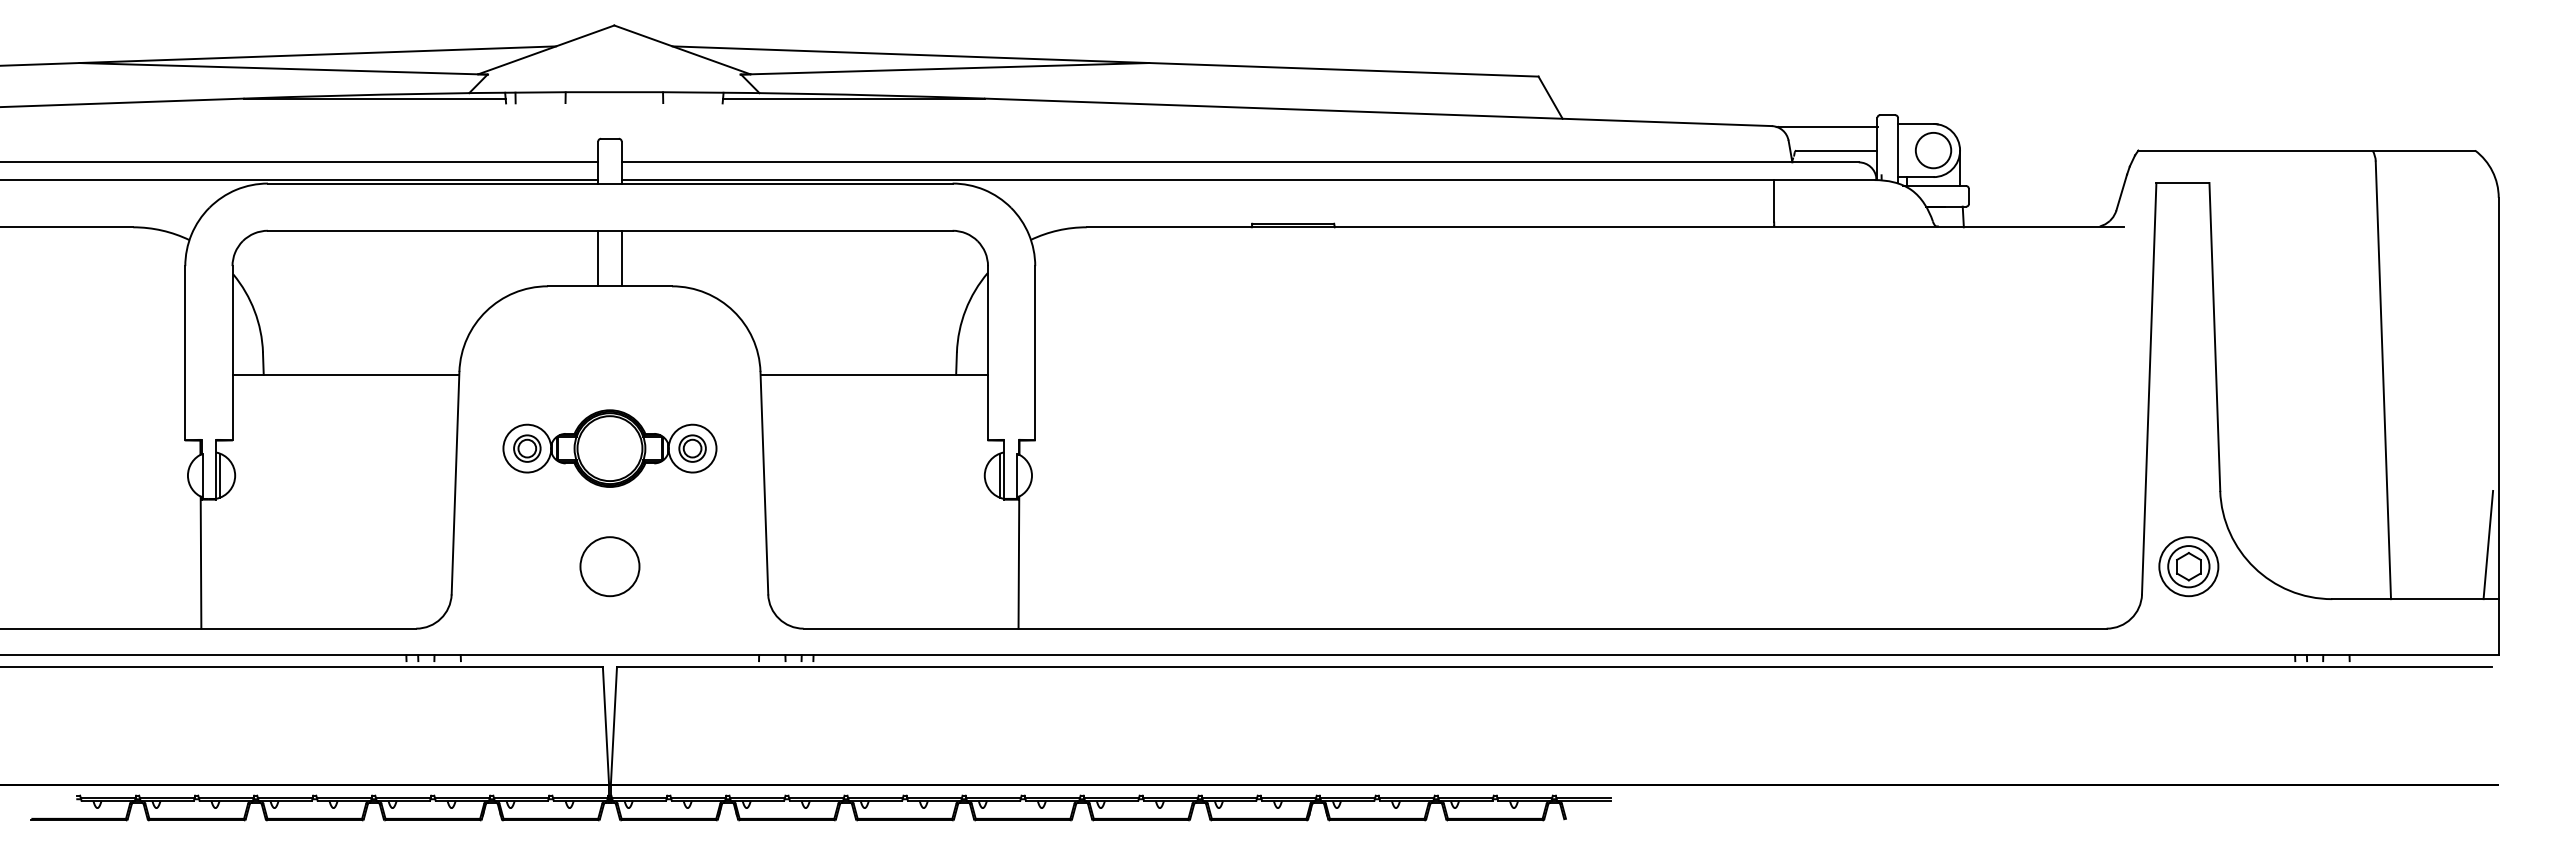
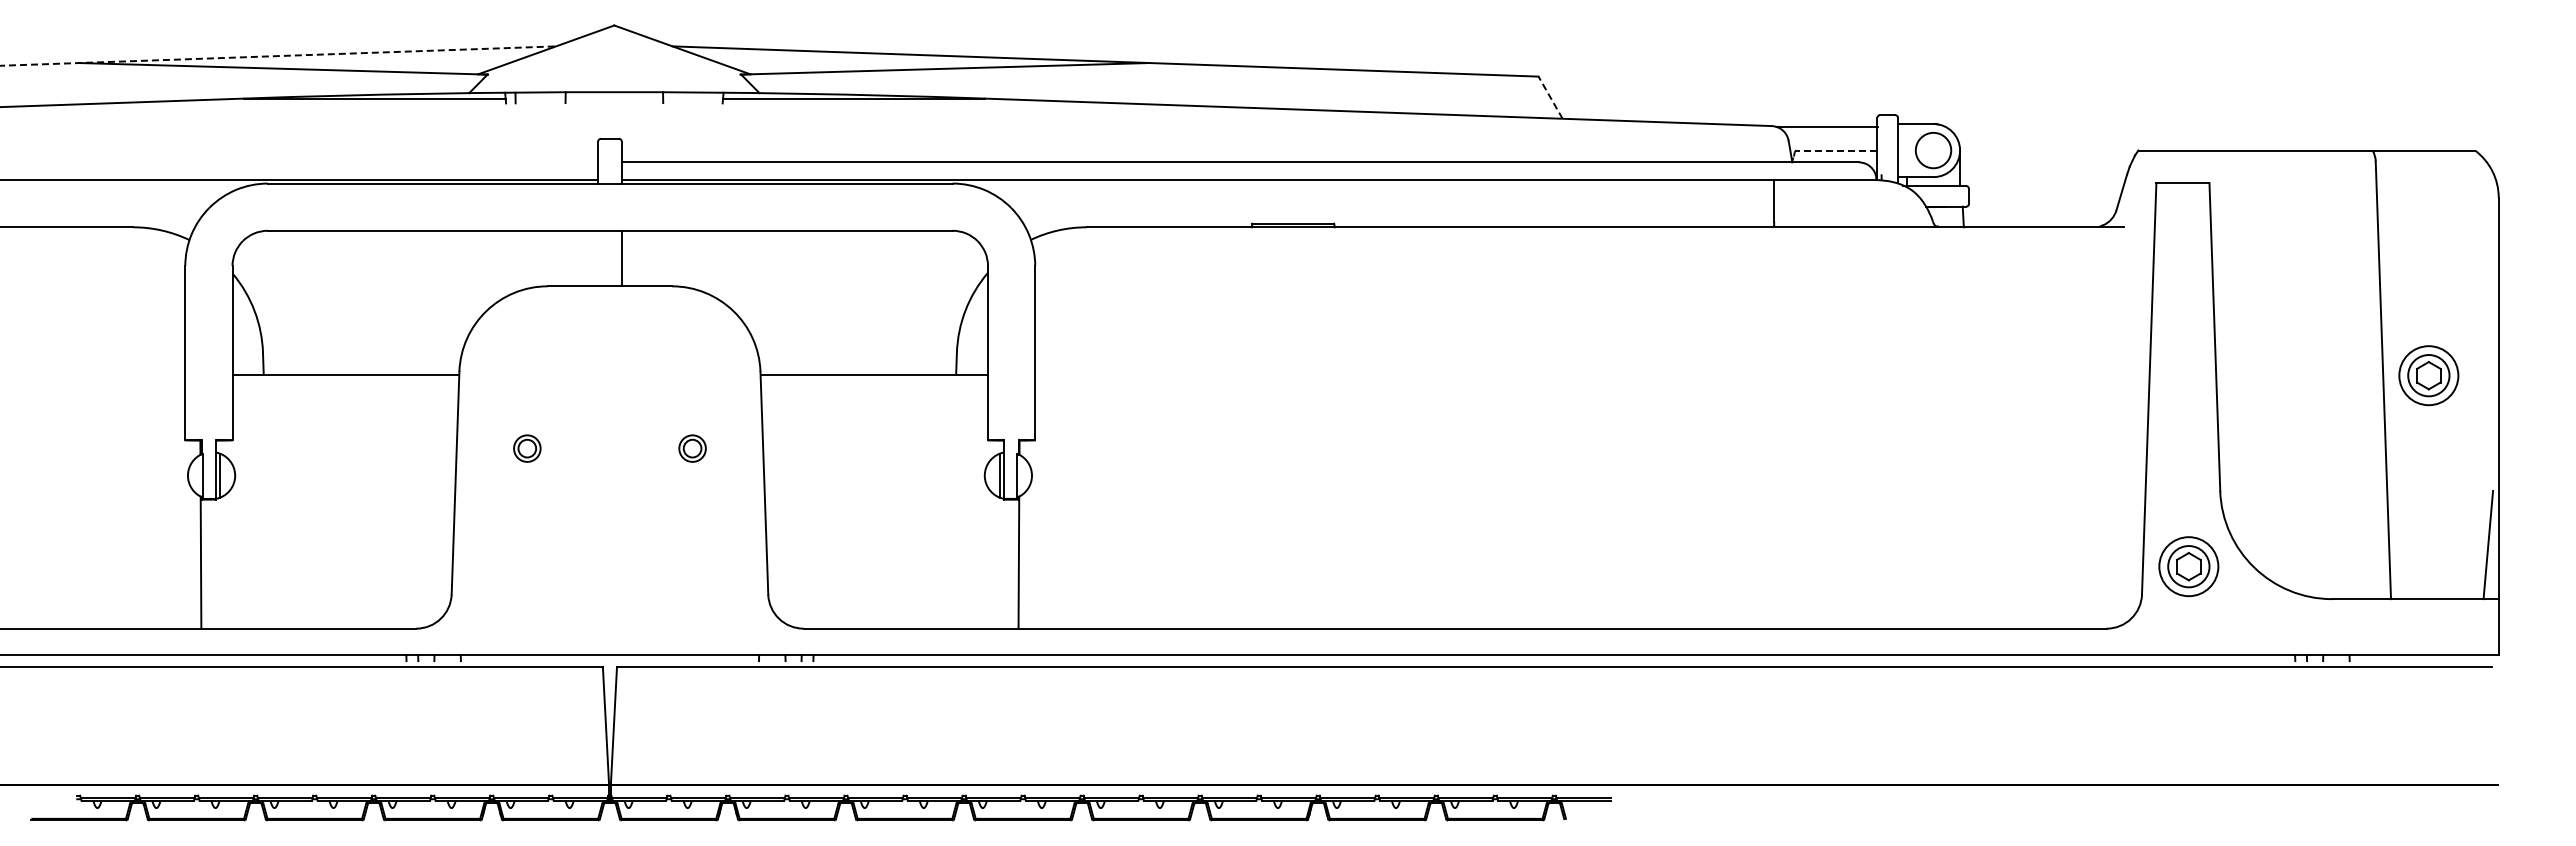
line: solid -> dashed (278, 56)
line: solid -> dashed (1550, 97)
line: solid -> dashed (1836, 150)
line: present -> none (300, 162)
line: present -> none (598, 258)
part: none -> present (2428, 375)
part: present -> none (609, 448)
circle: present -> none (609, 566)
